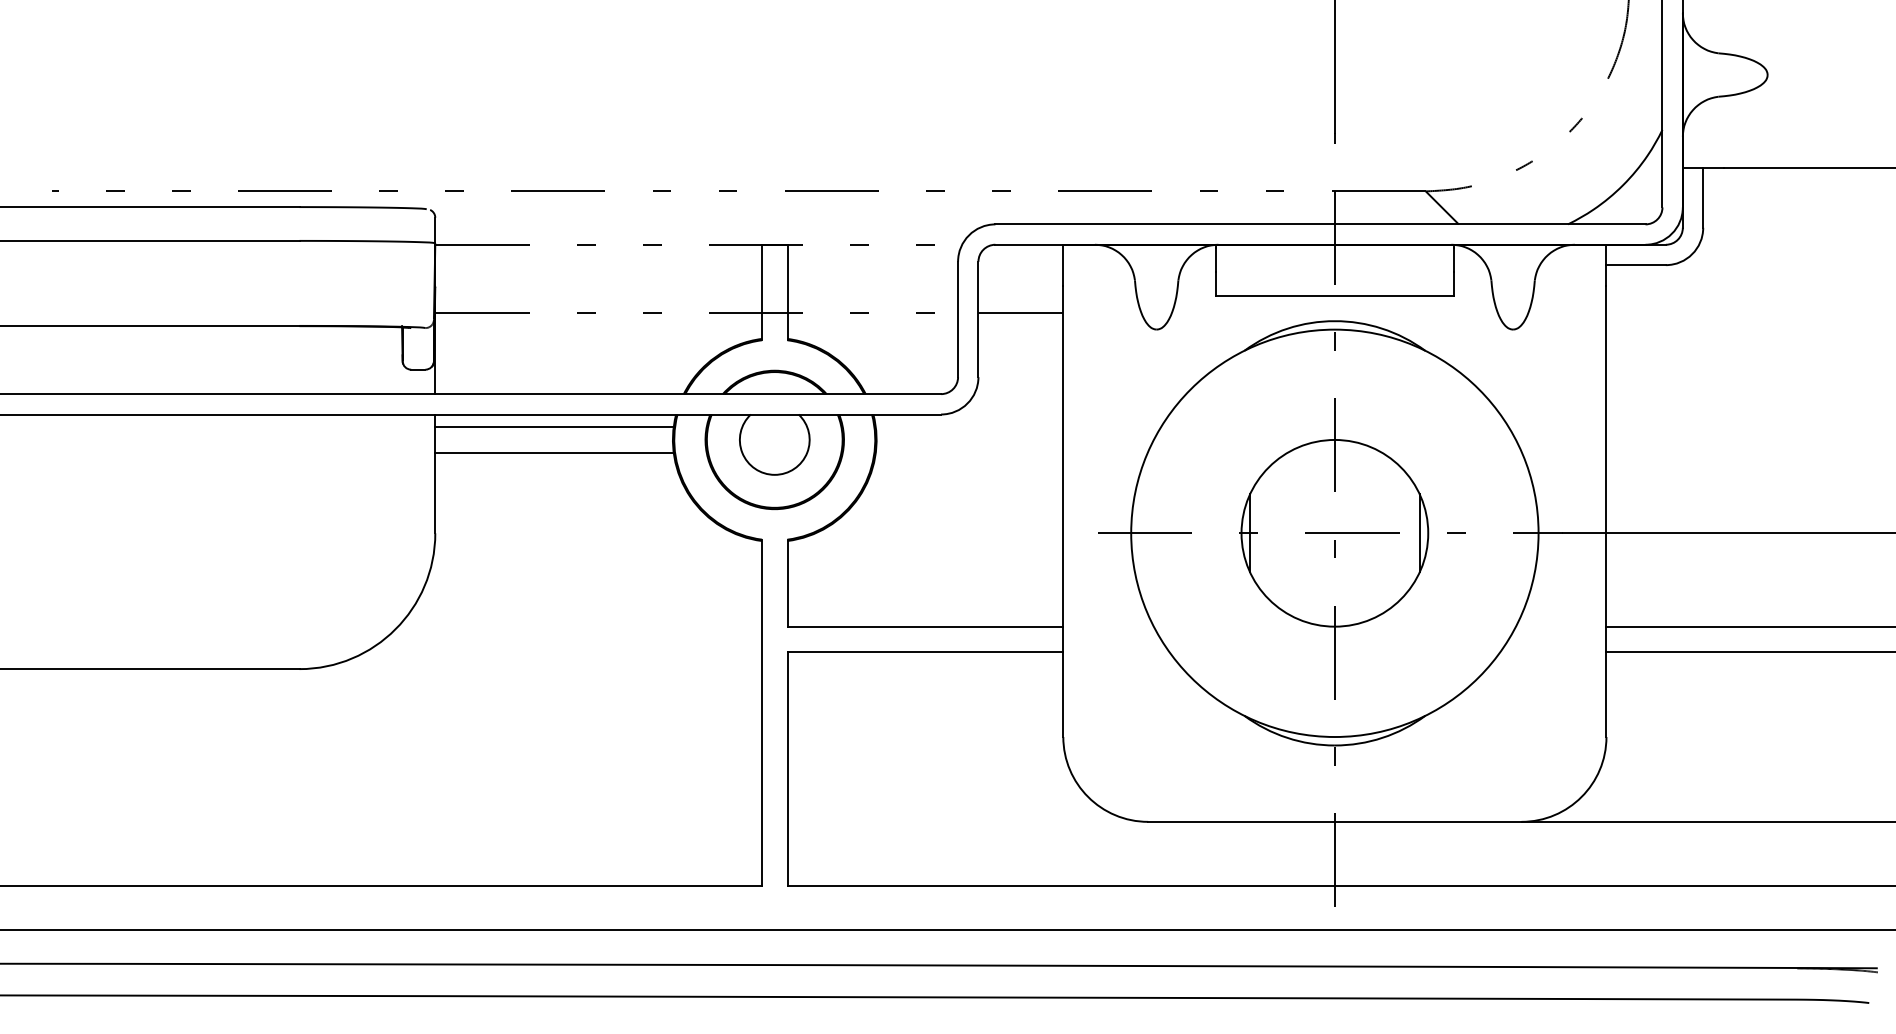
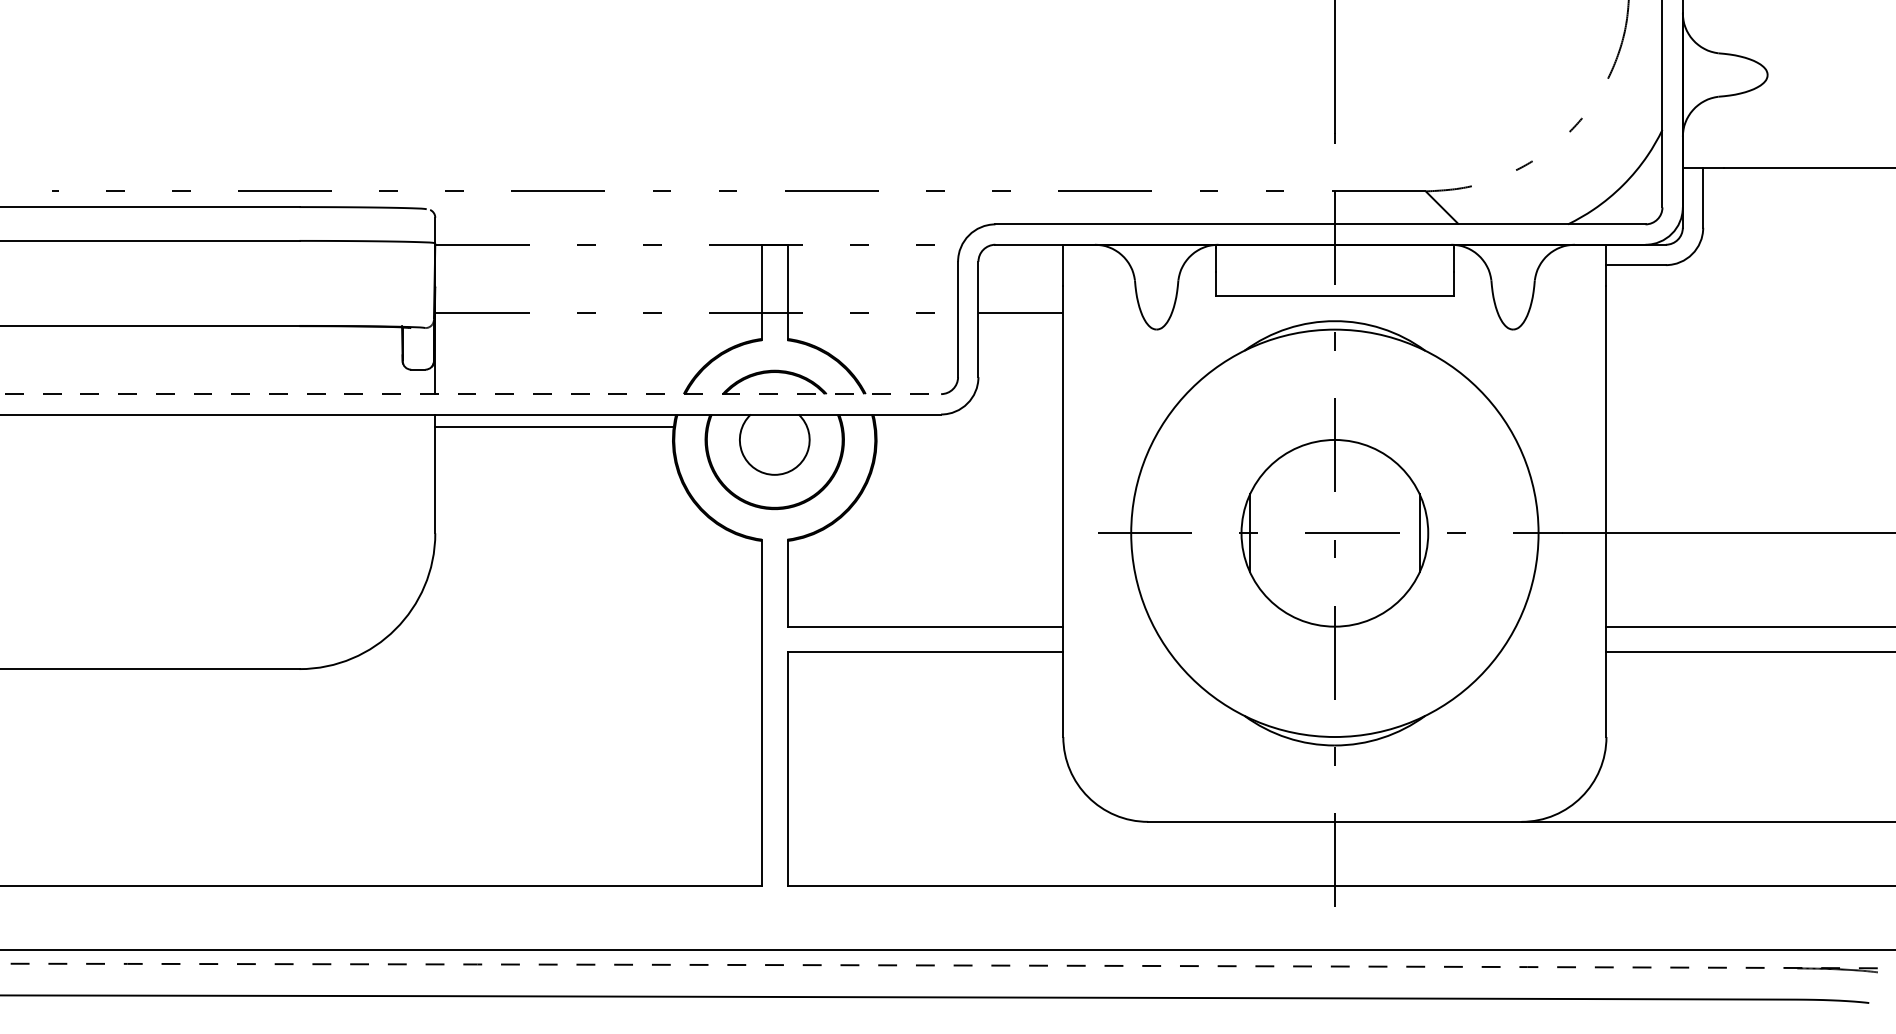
line: solid -> dashed (471, 394)
line: present -> none (554, 452)
line position: (947, 930) -> (947, 950) (947, 950)
arc: solid -> dashed (938, 965)
